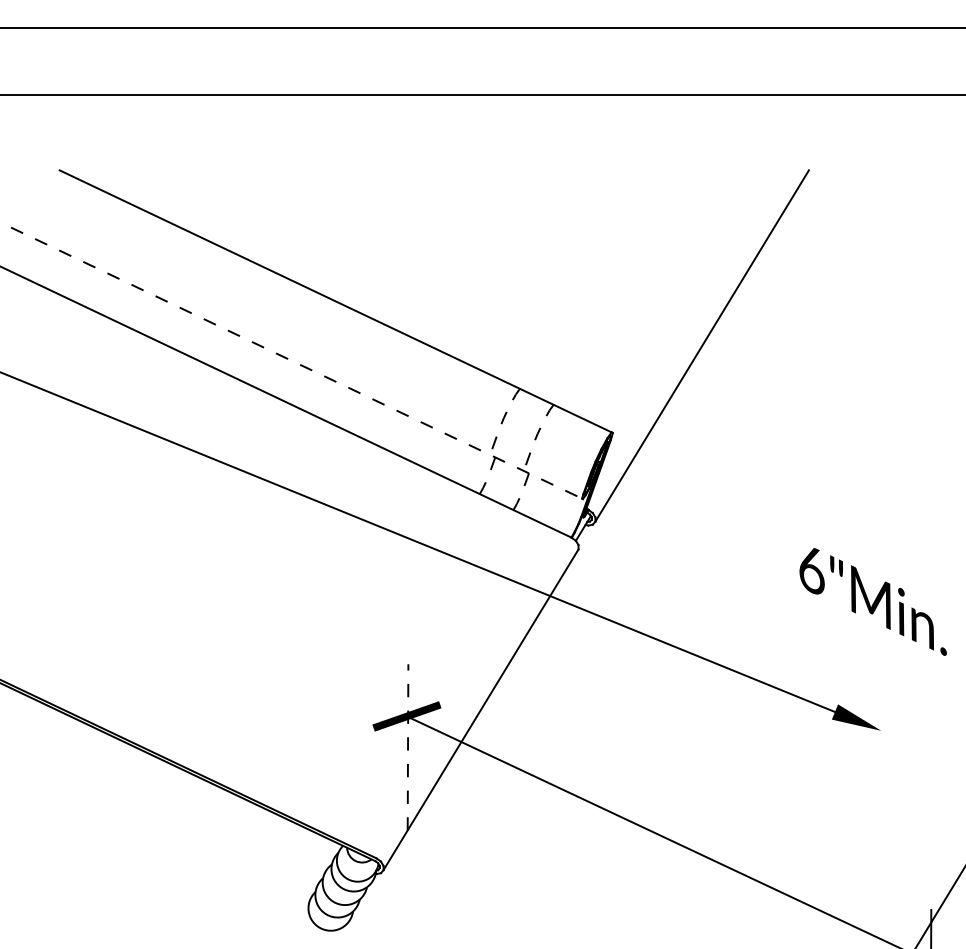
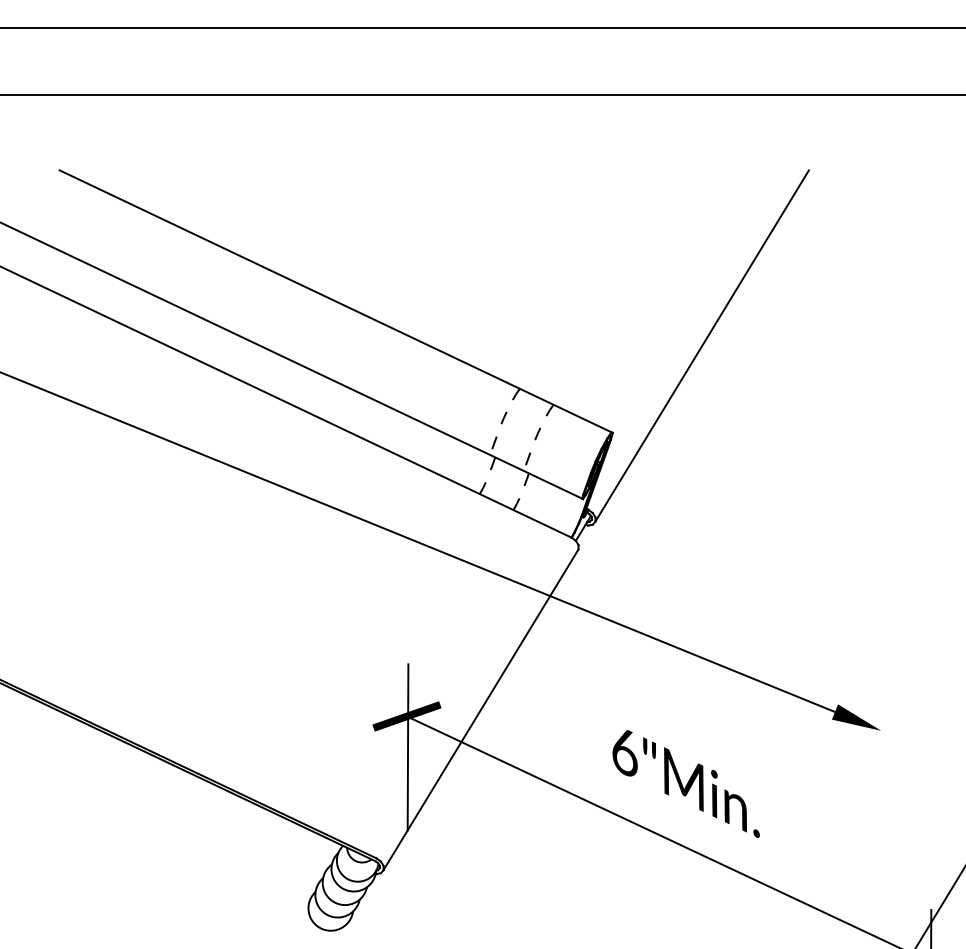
line: dashed -> solid (292, 361)
text position: (872, 601) -> (685, 783) (685, 783)
line: dashed -> solid (408, 746)
